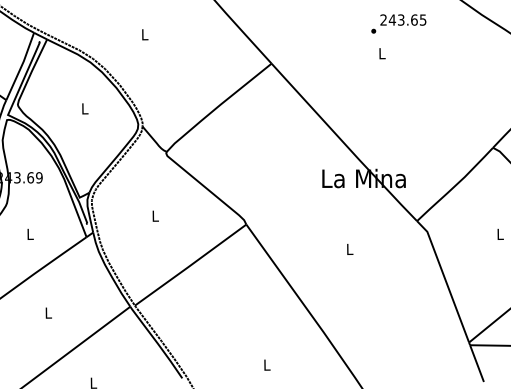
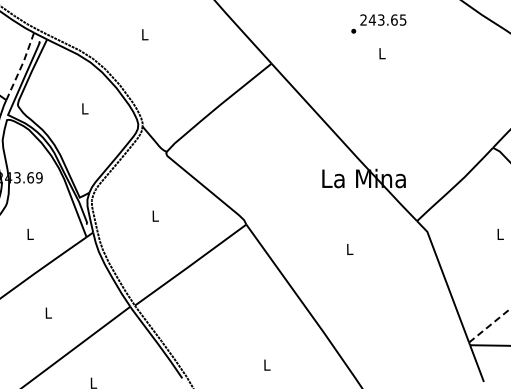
text position: (398, 23) -> (378, 23) (378, 23)
line: solid -> dashed (21, 66)
line: solid -> dashed (489, 325)
